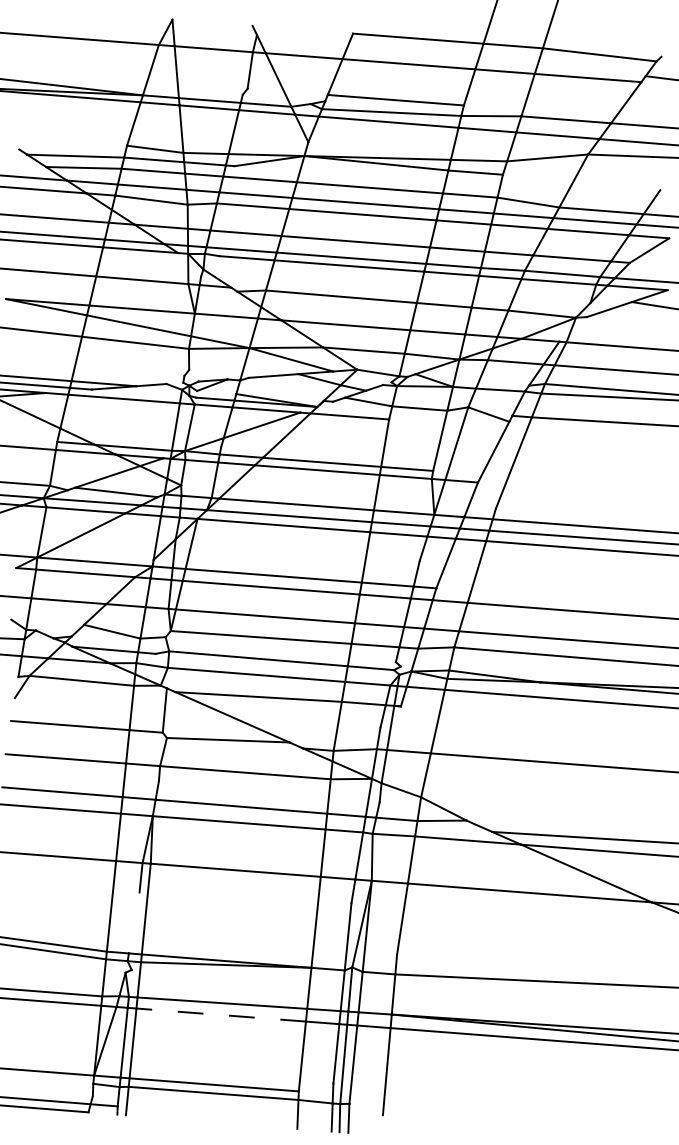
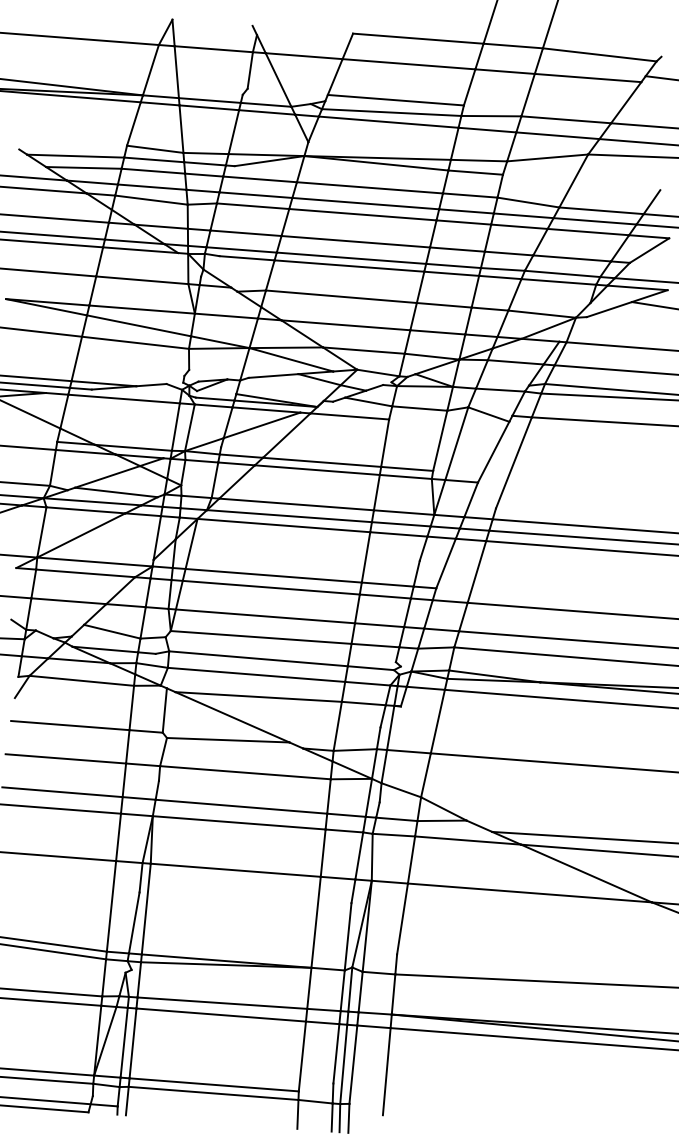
line: none -> present (133, 922)
line: dashed -> solid (221, 1015)
line: none -> present (47, 1080)
